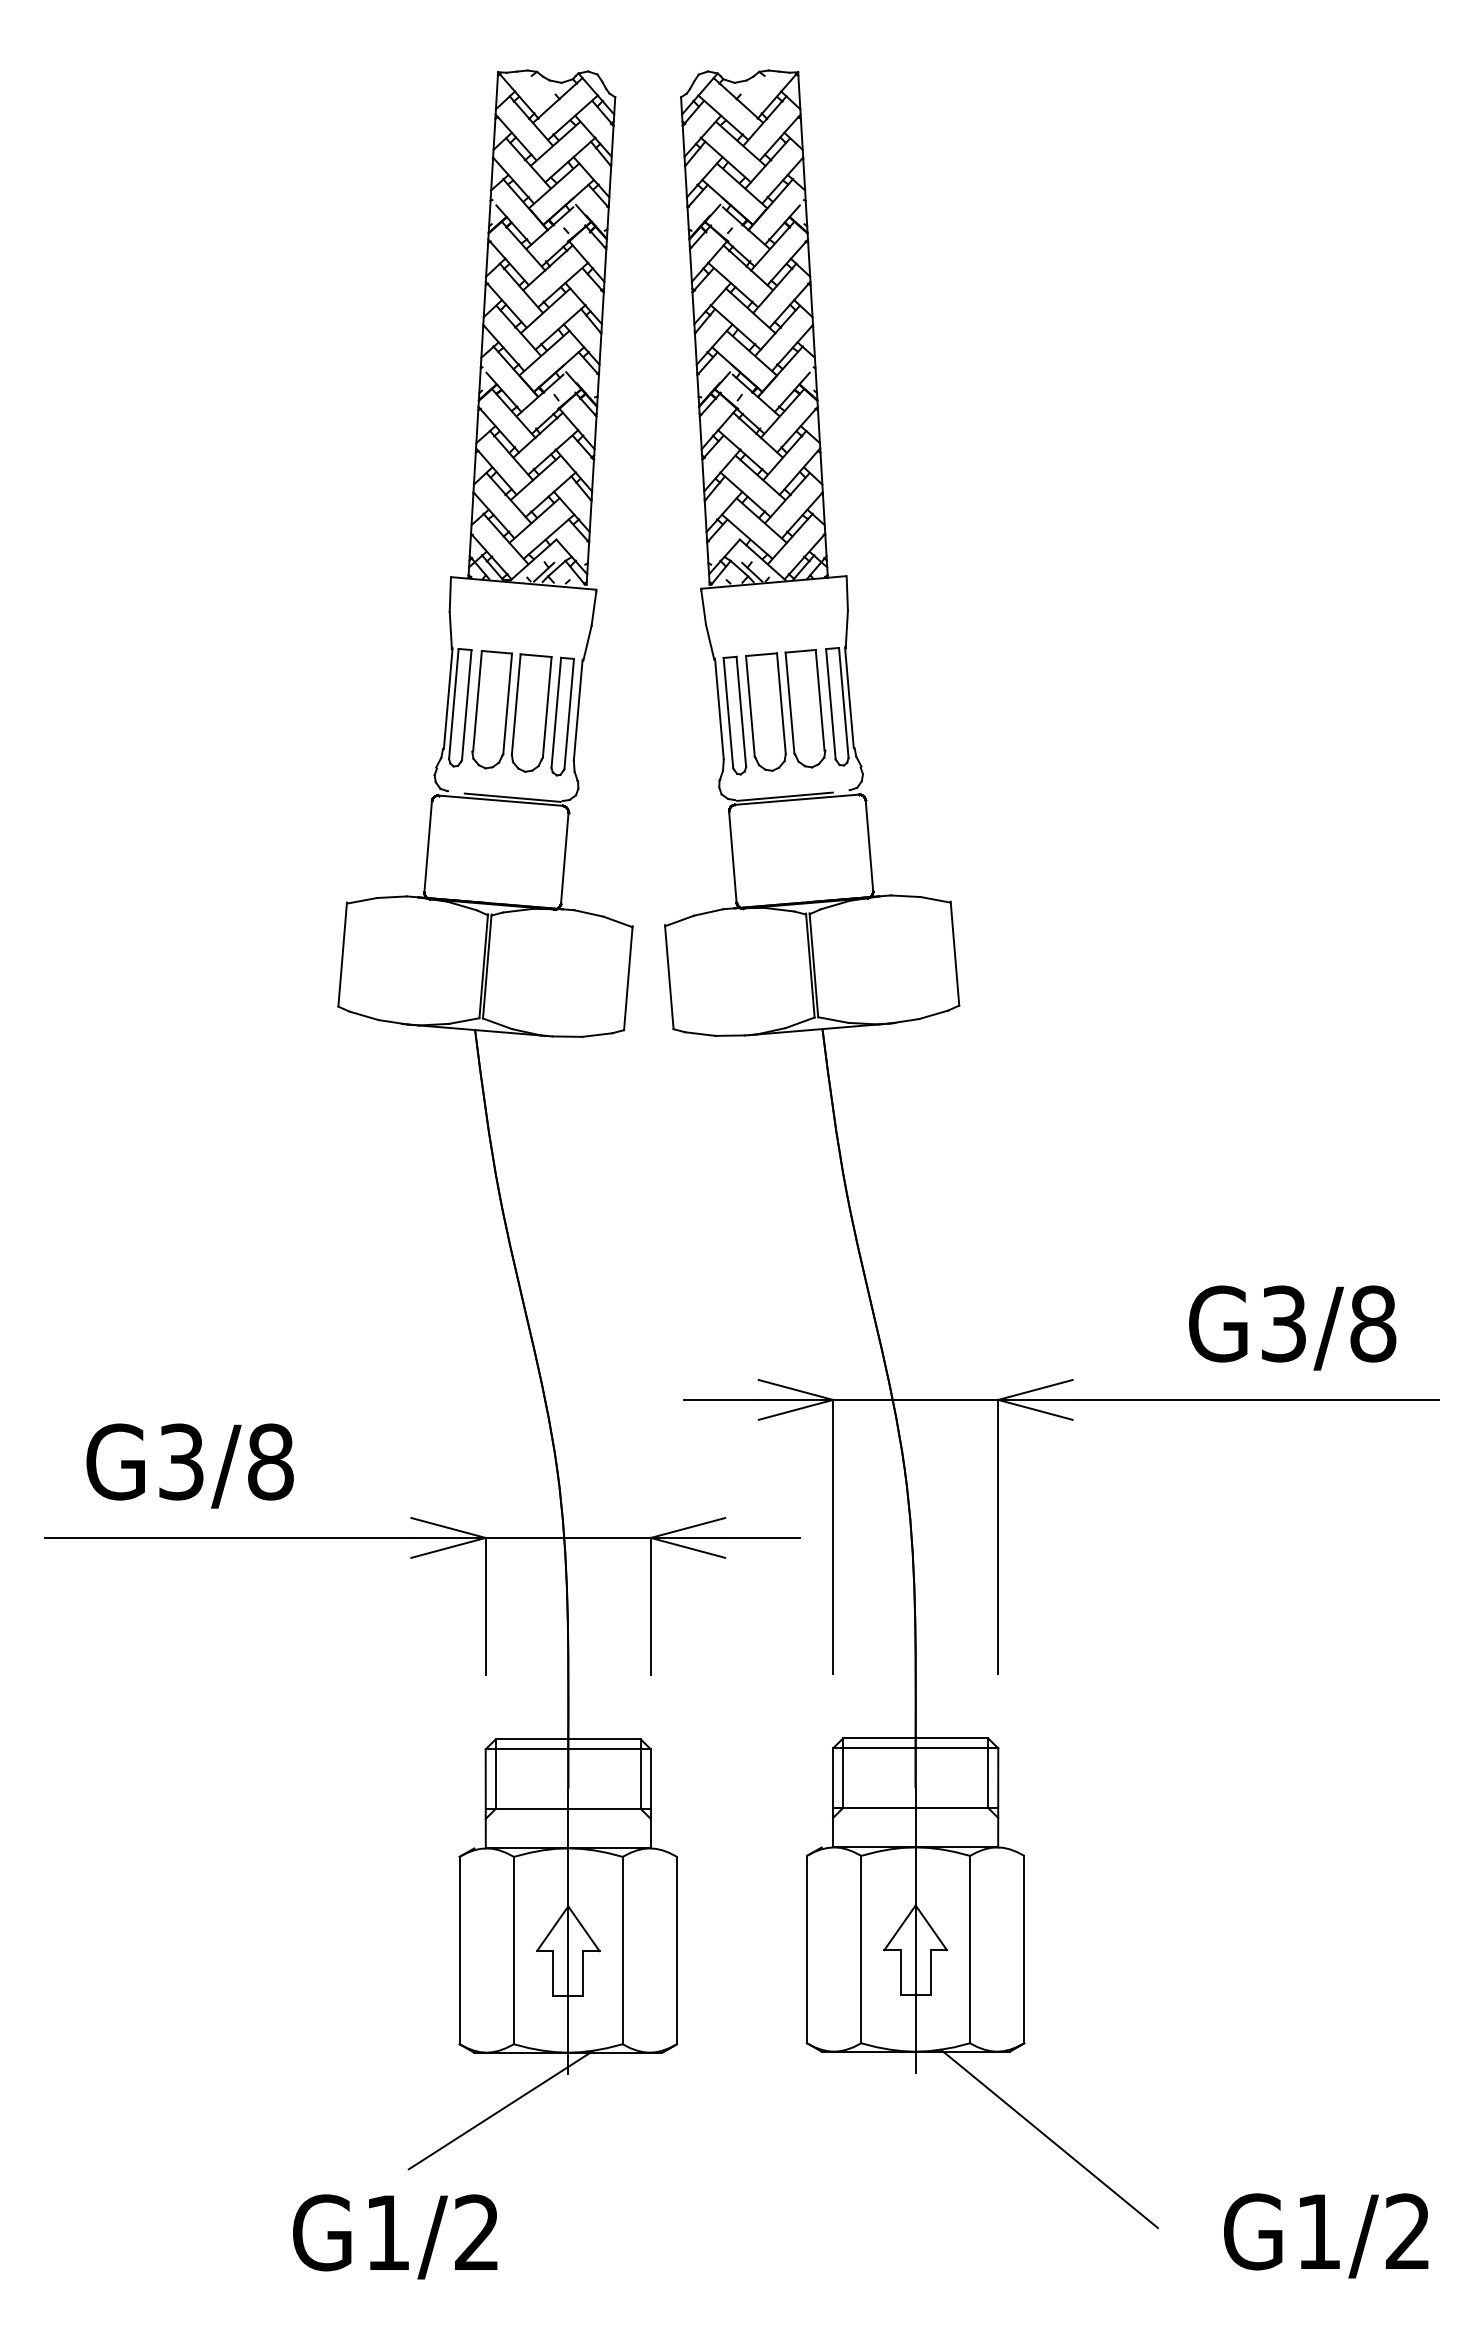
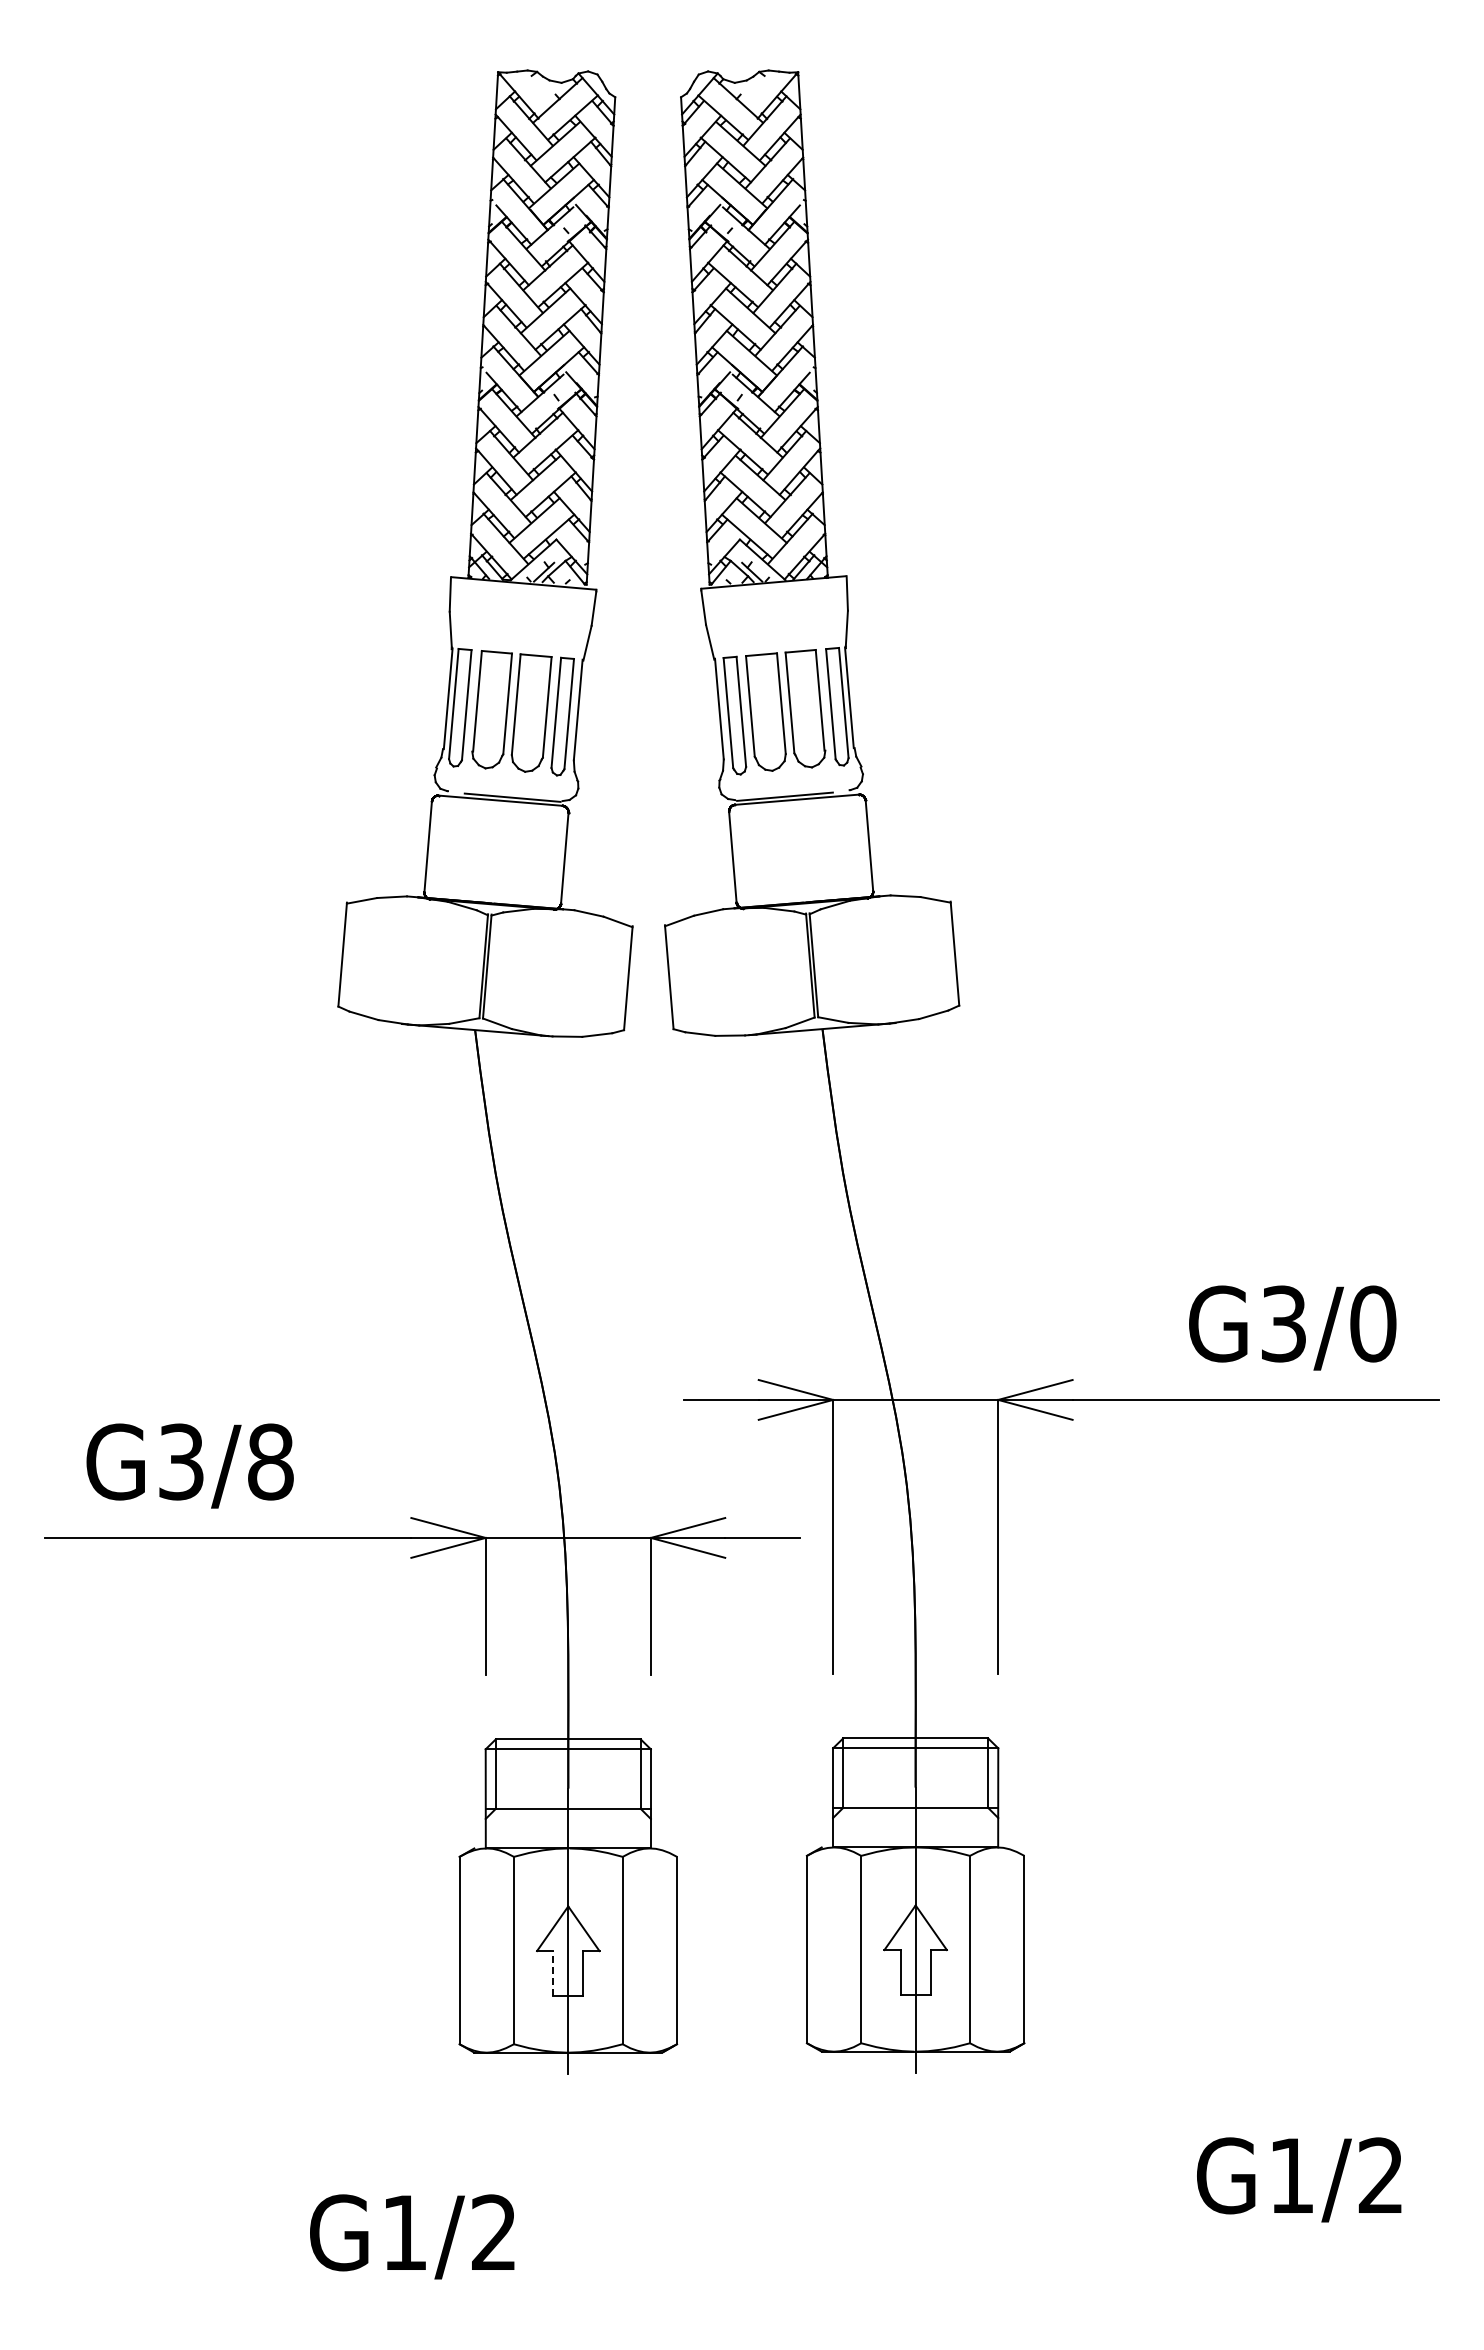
text: G3/8 -> G3/0 (1373, 1323)
line: solid -> dashed (553, 1972)
line: present -> none (500, 2109)
line: present -> none (1048, 2138)
text position: (1326, 2235) -> (1299, 2179) (1299, 2179)
text position: (395, 2236) -> (412, 2236) (412, 2236)
